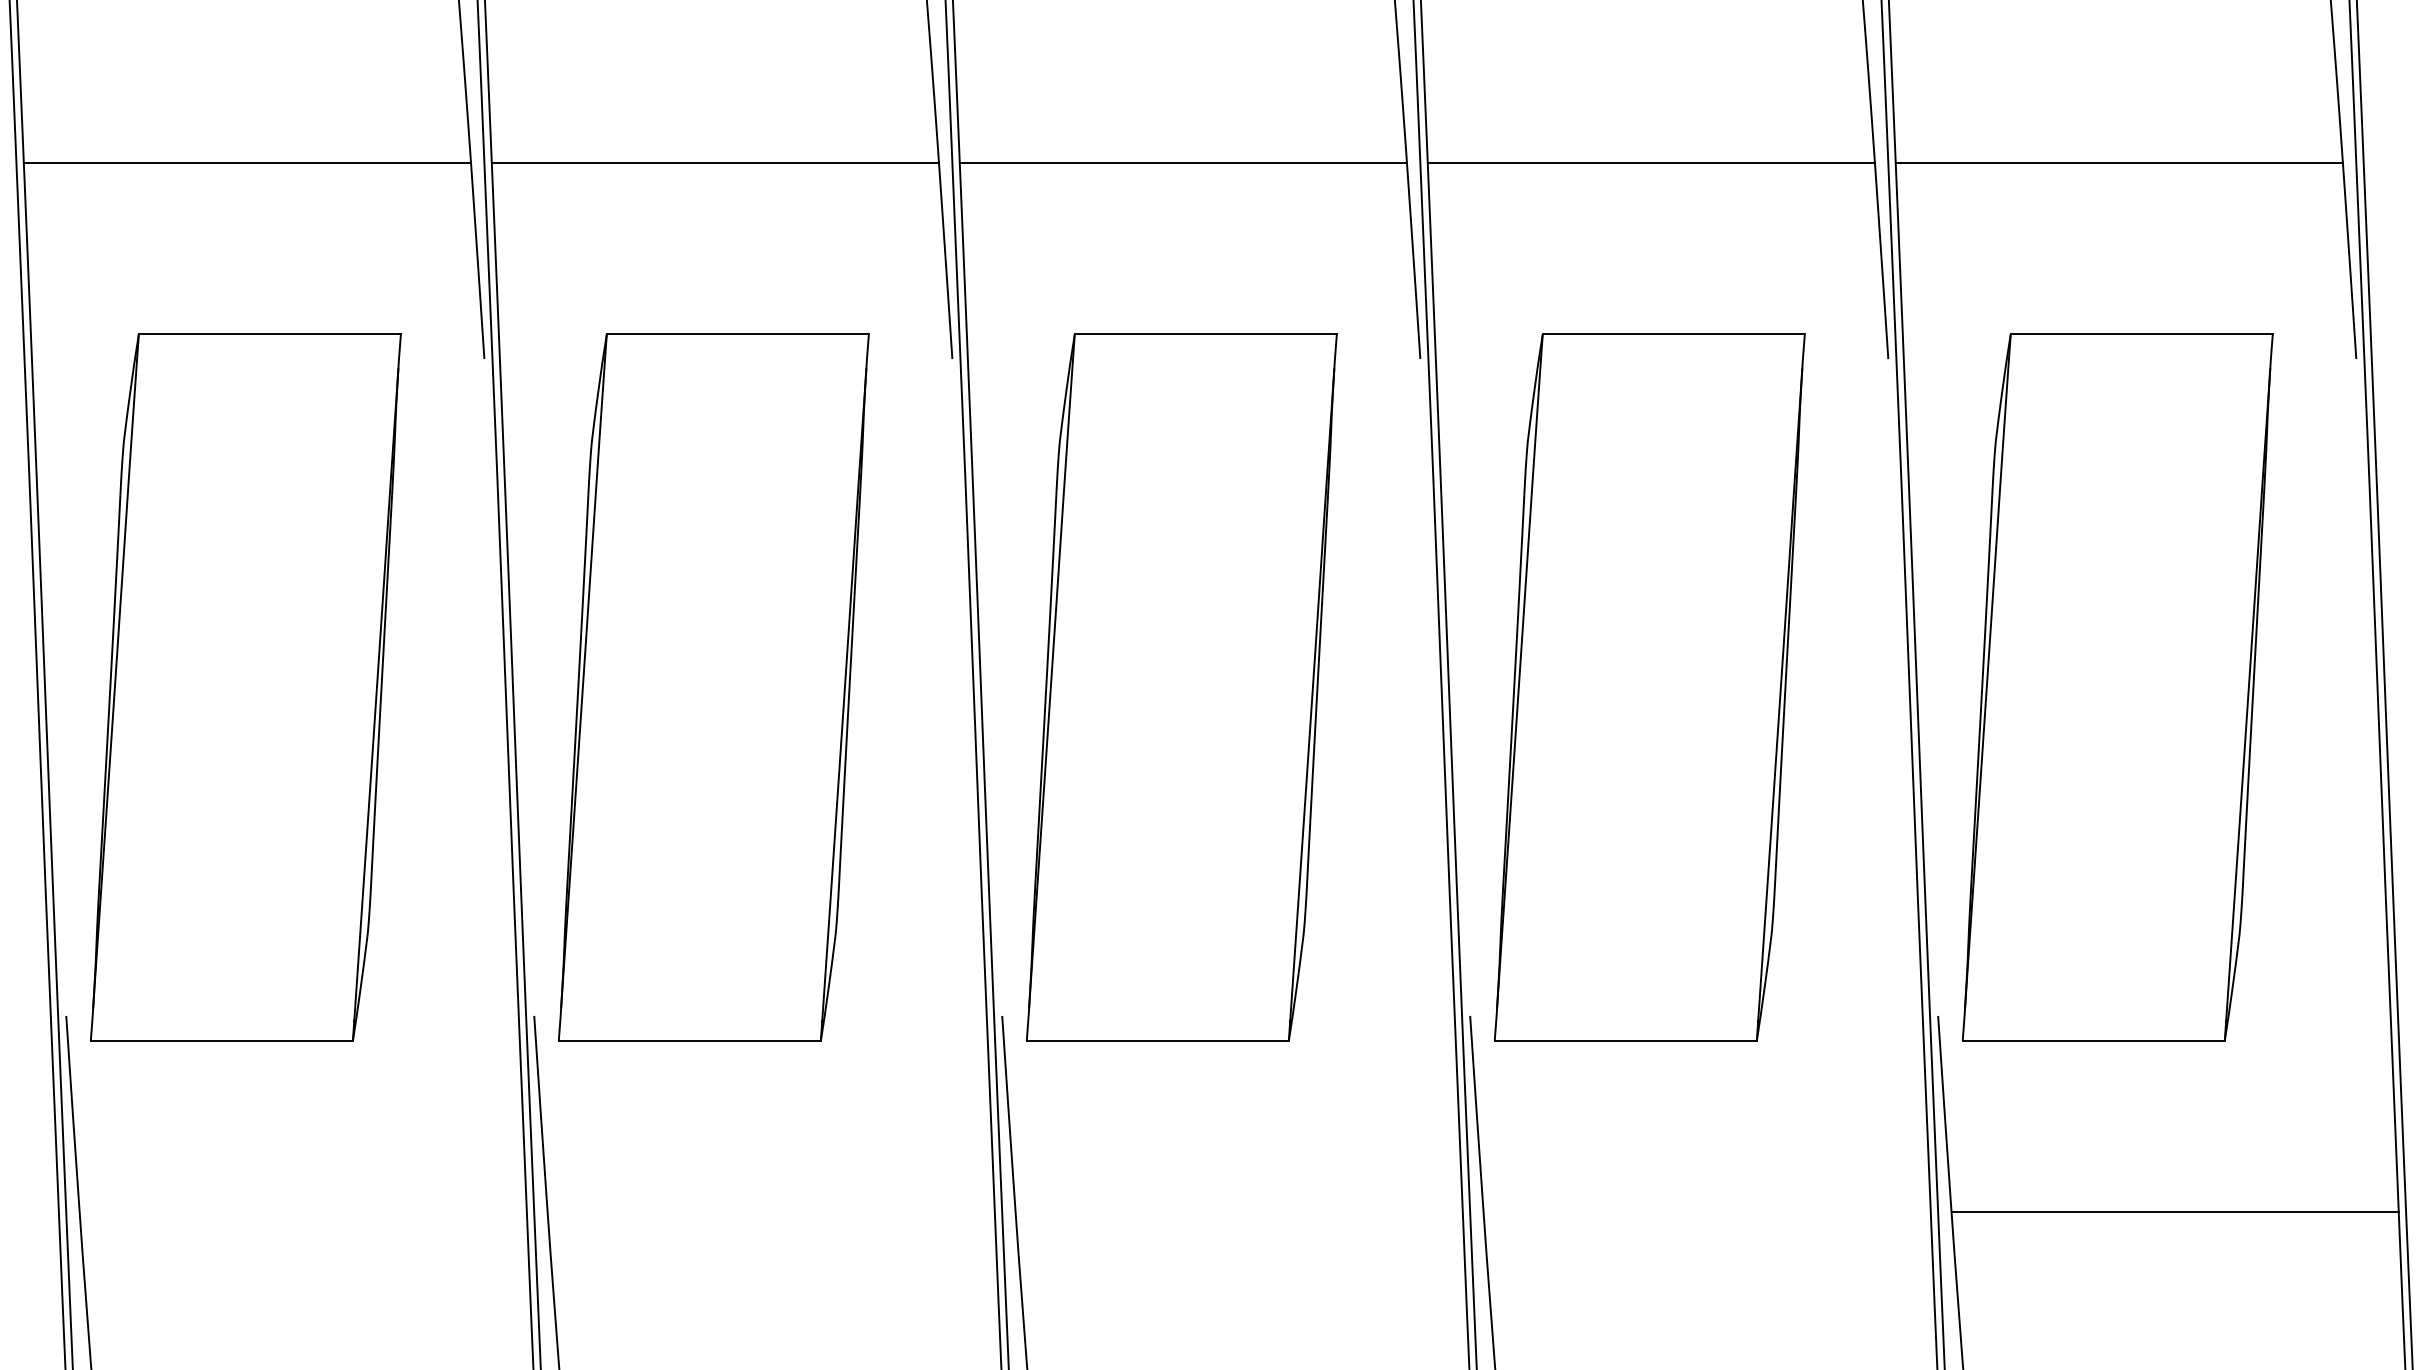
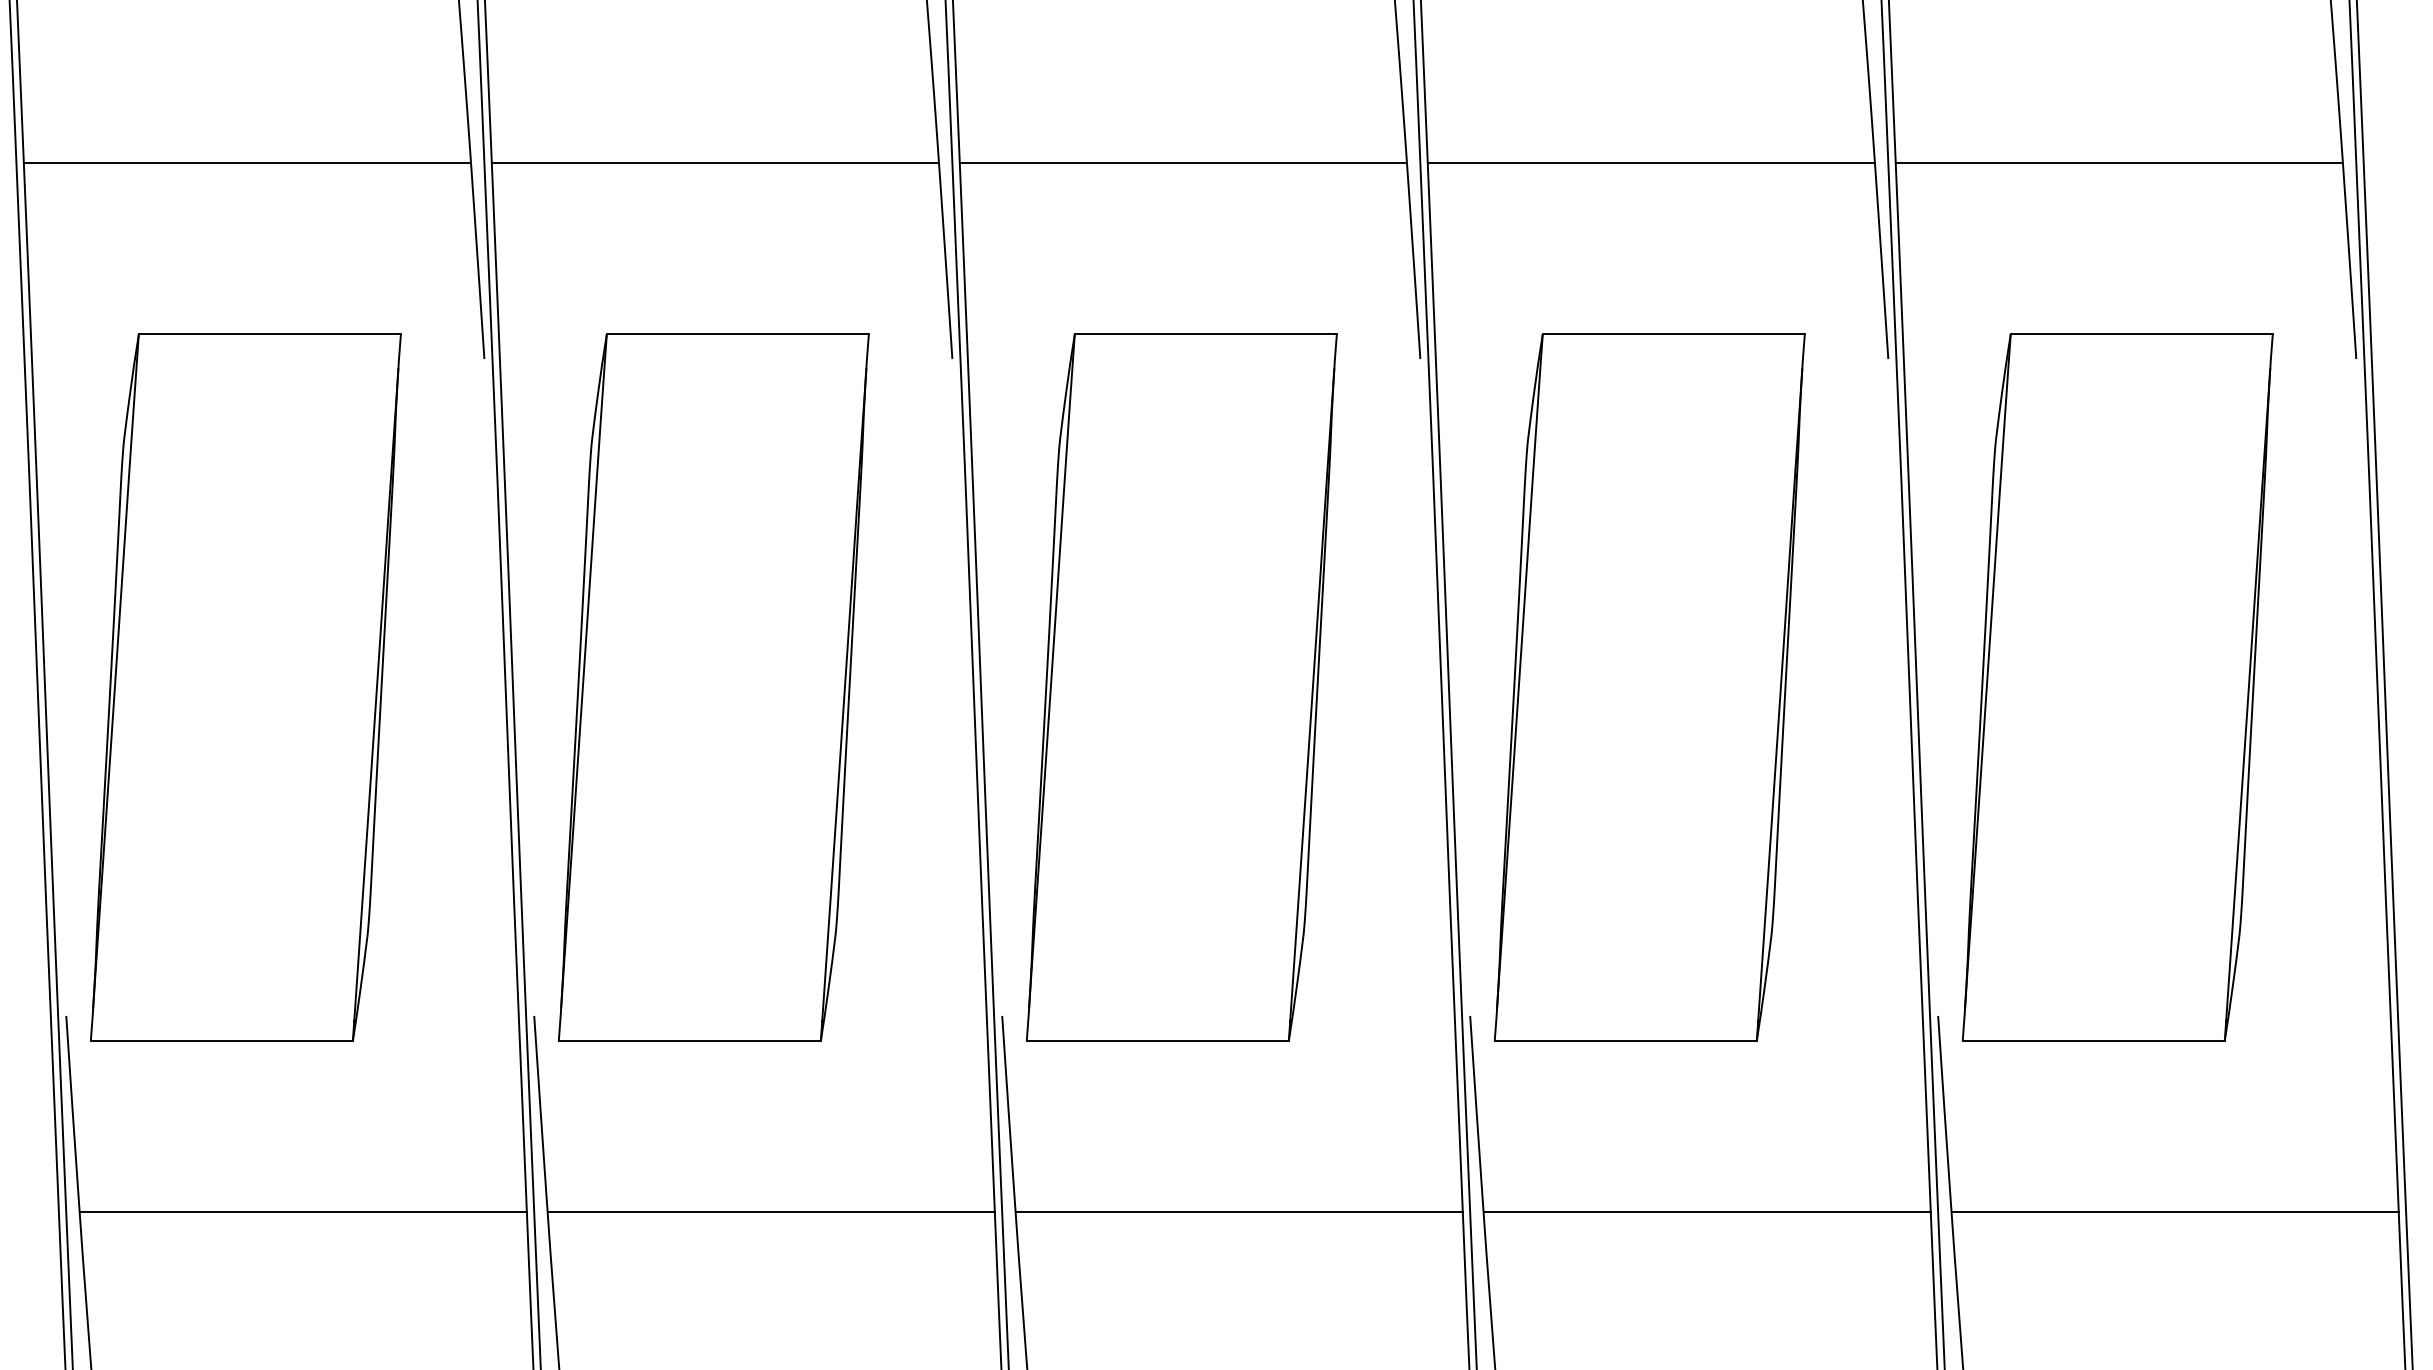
line: none -> present (302, 1211)
line: none -> present (770, 1211)
line: none -> present (1238, 1211)
line: none -> present (1706, 1211)
